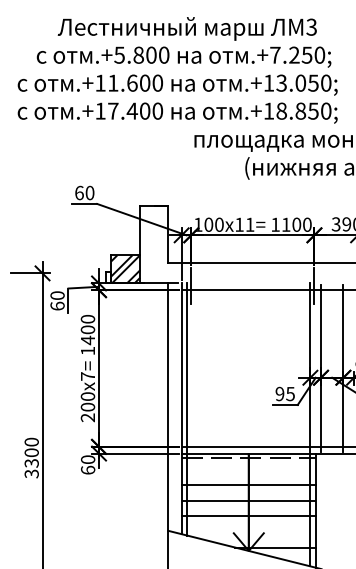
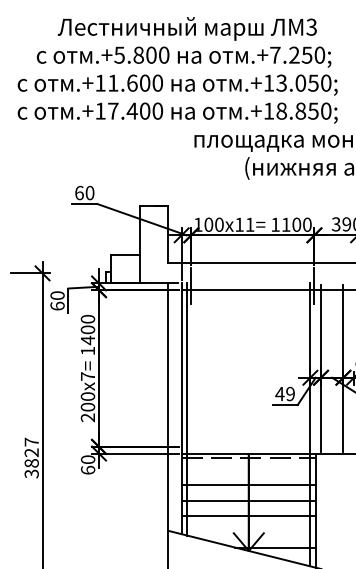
hatch: present -> none (125, 269)
text: 95 -> 49 (284, 393)
line: present -> none (267, 446)
text: 3300 -> 3827 (31, 452)
